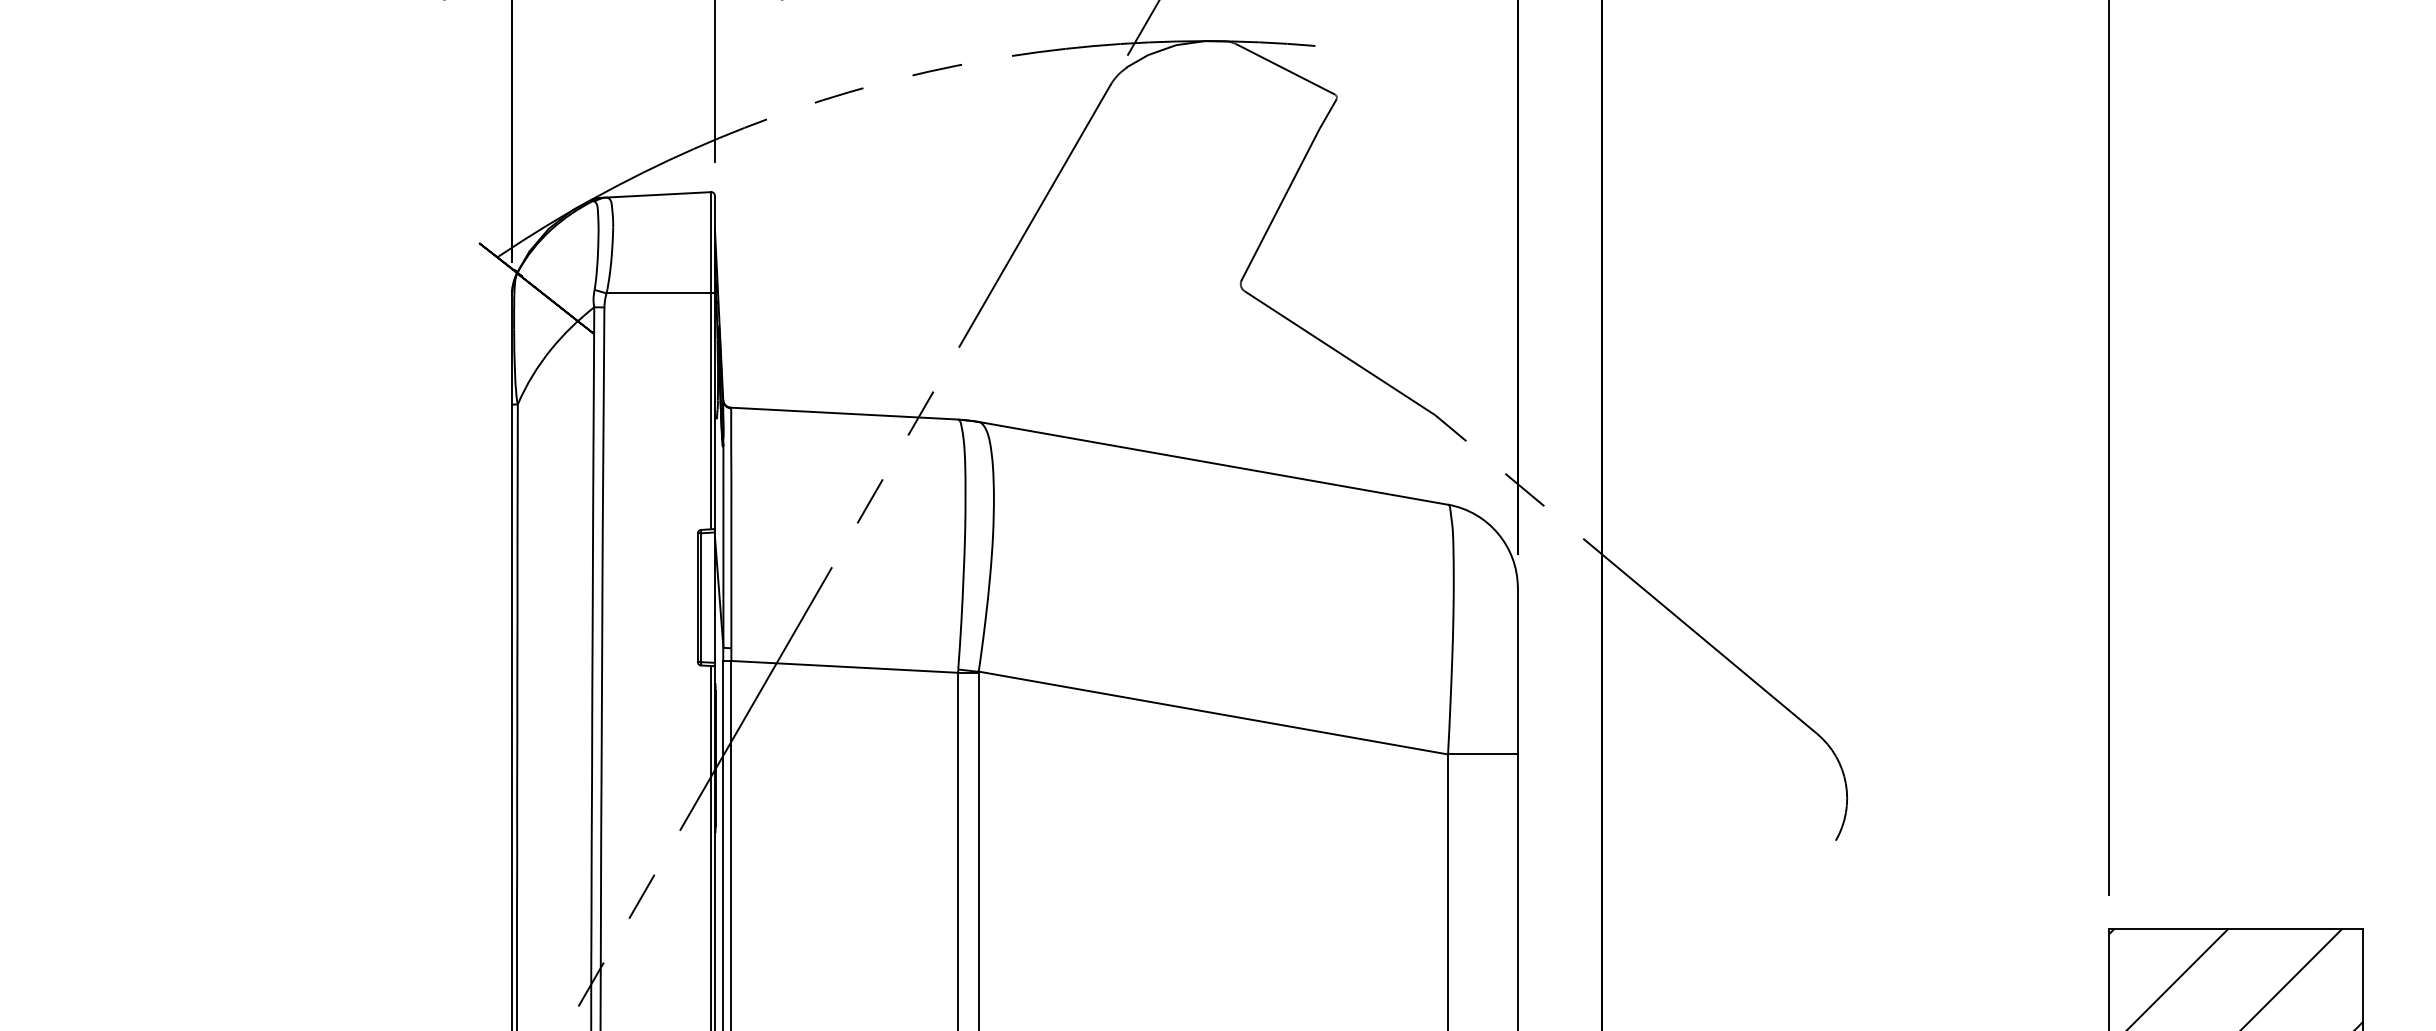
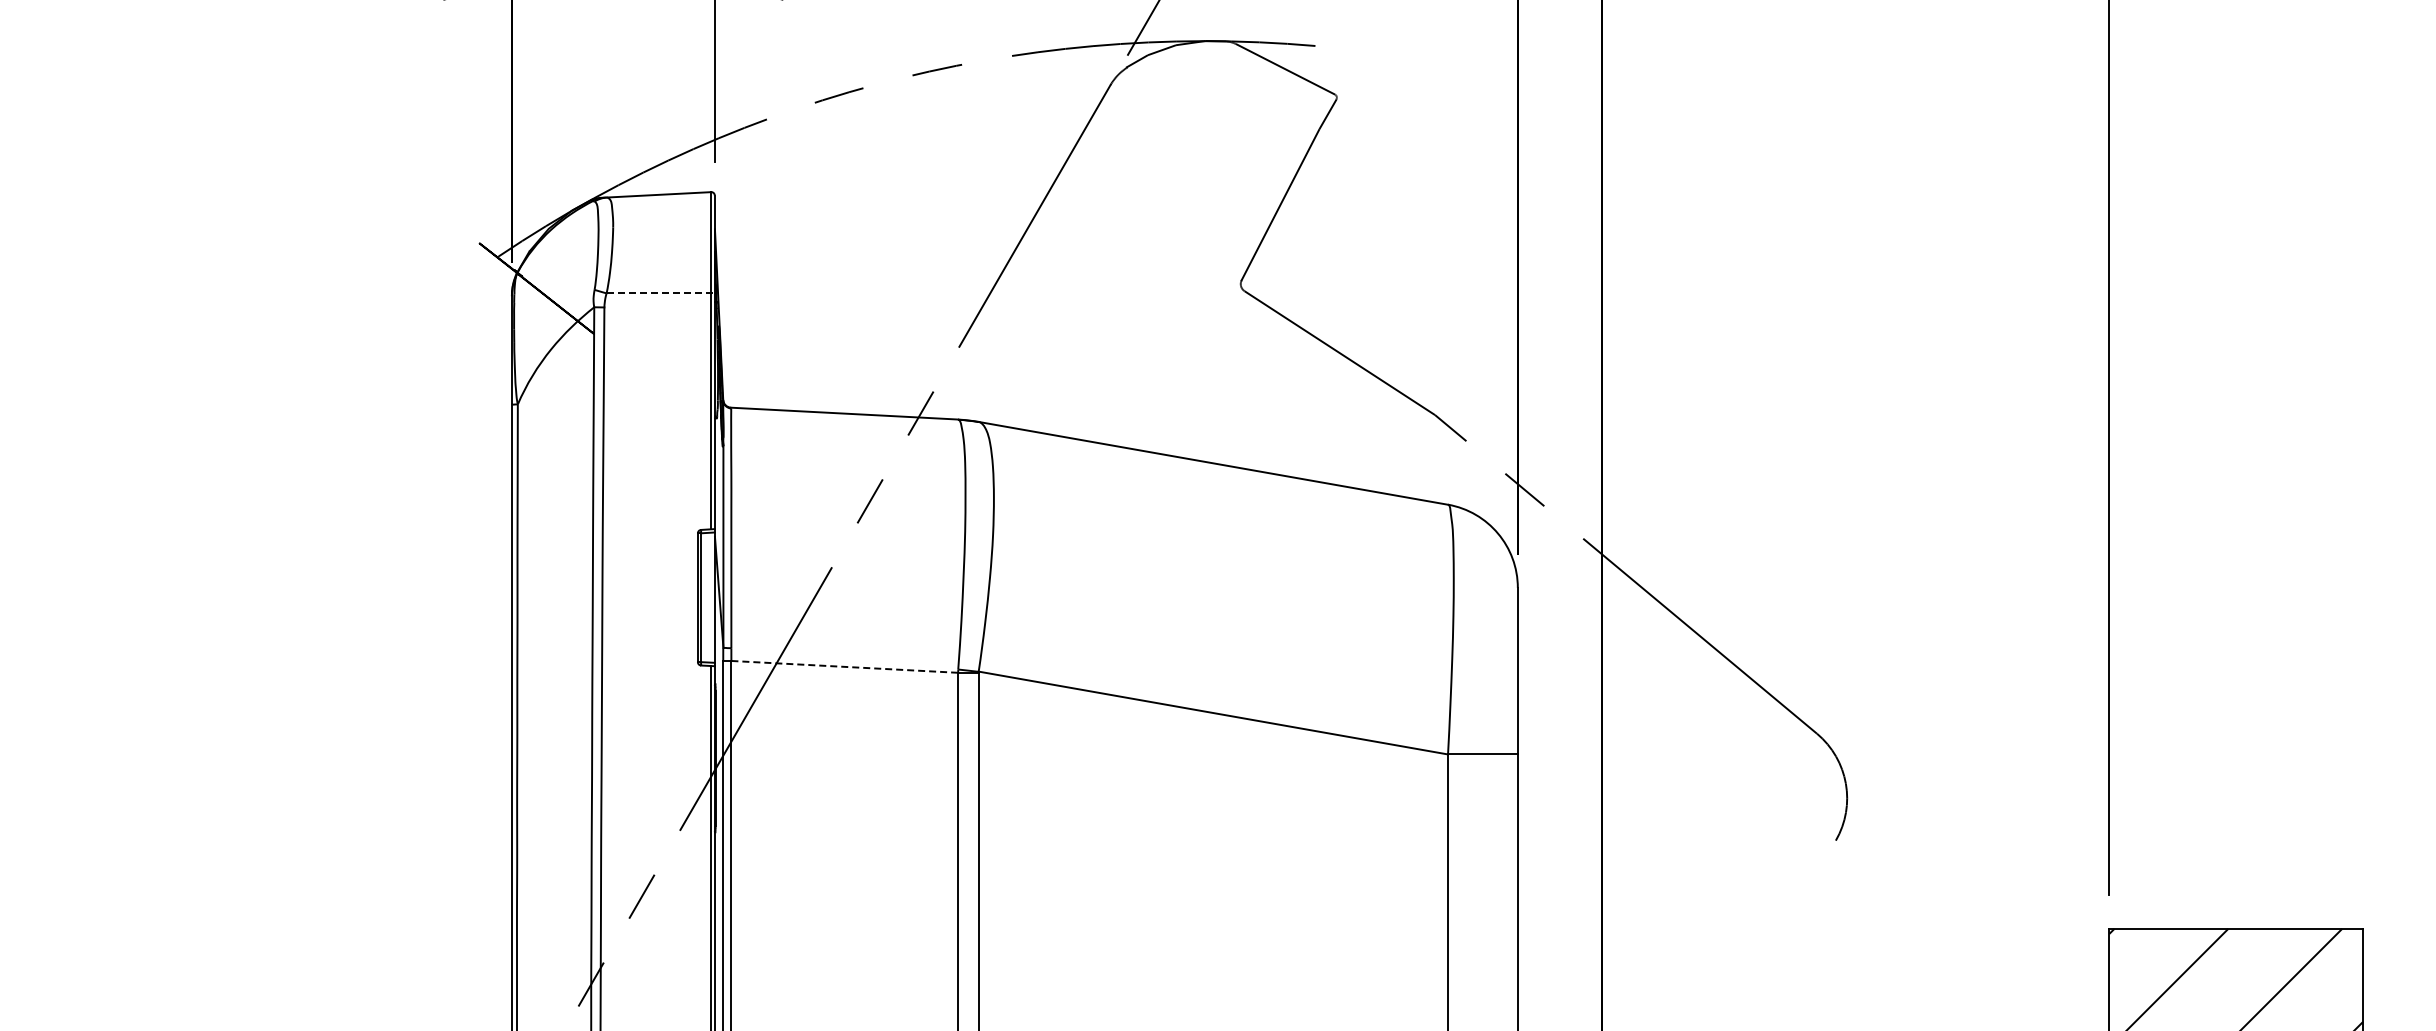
line: solid -> dashed (661, 293)
line: solid -> dashed (844, 666)
